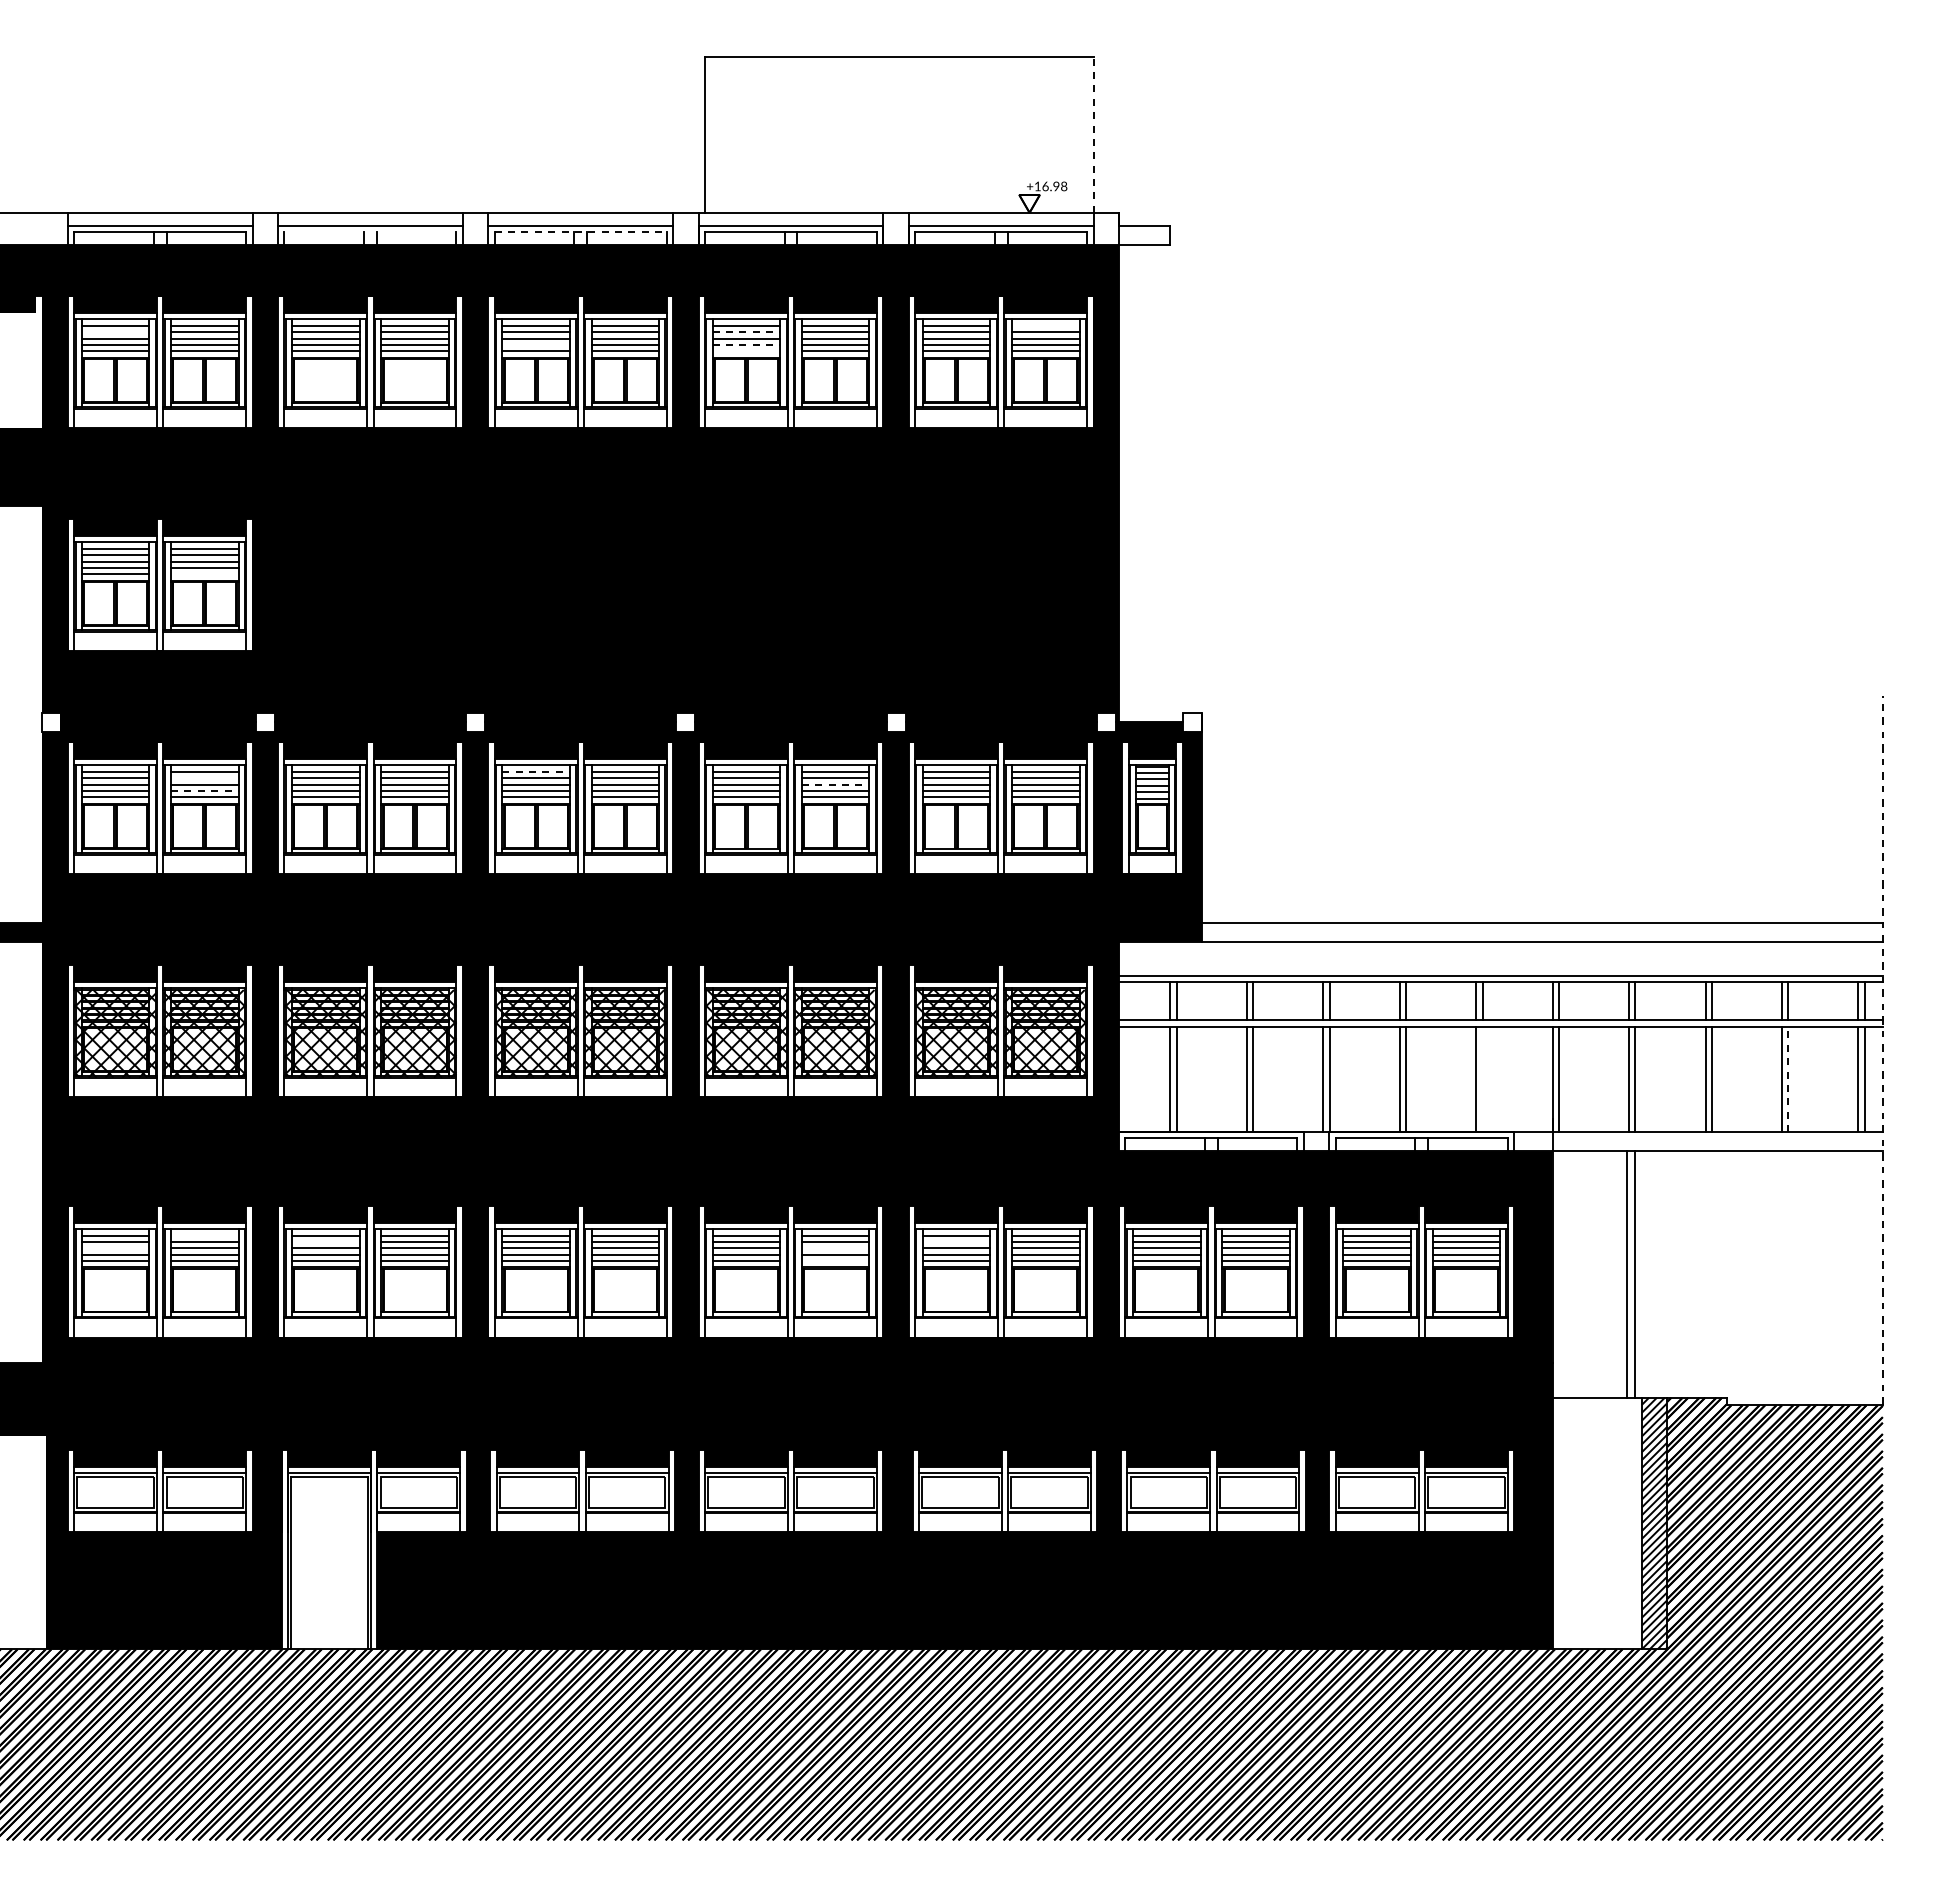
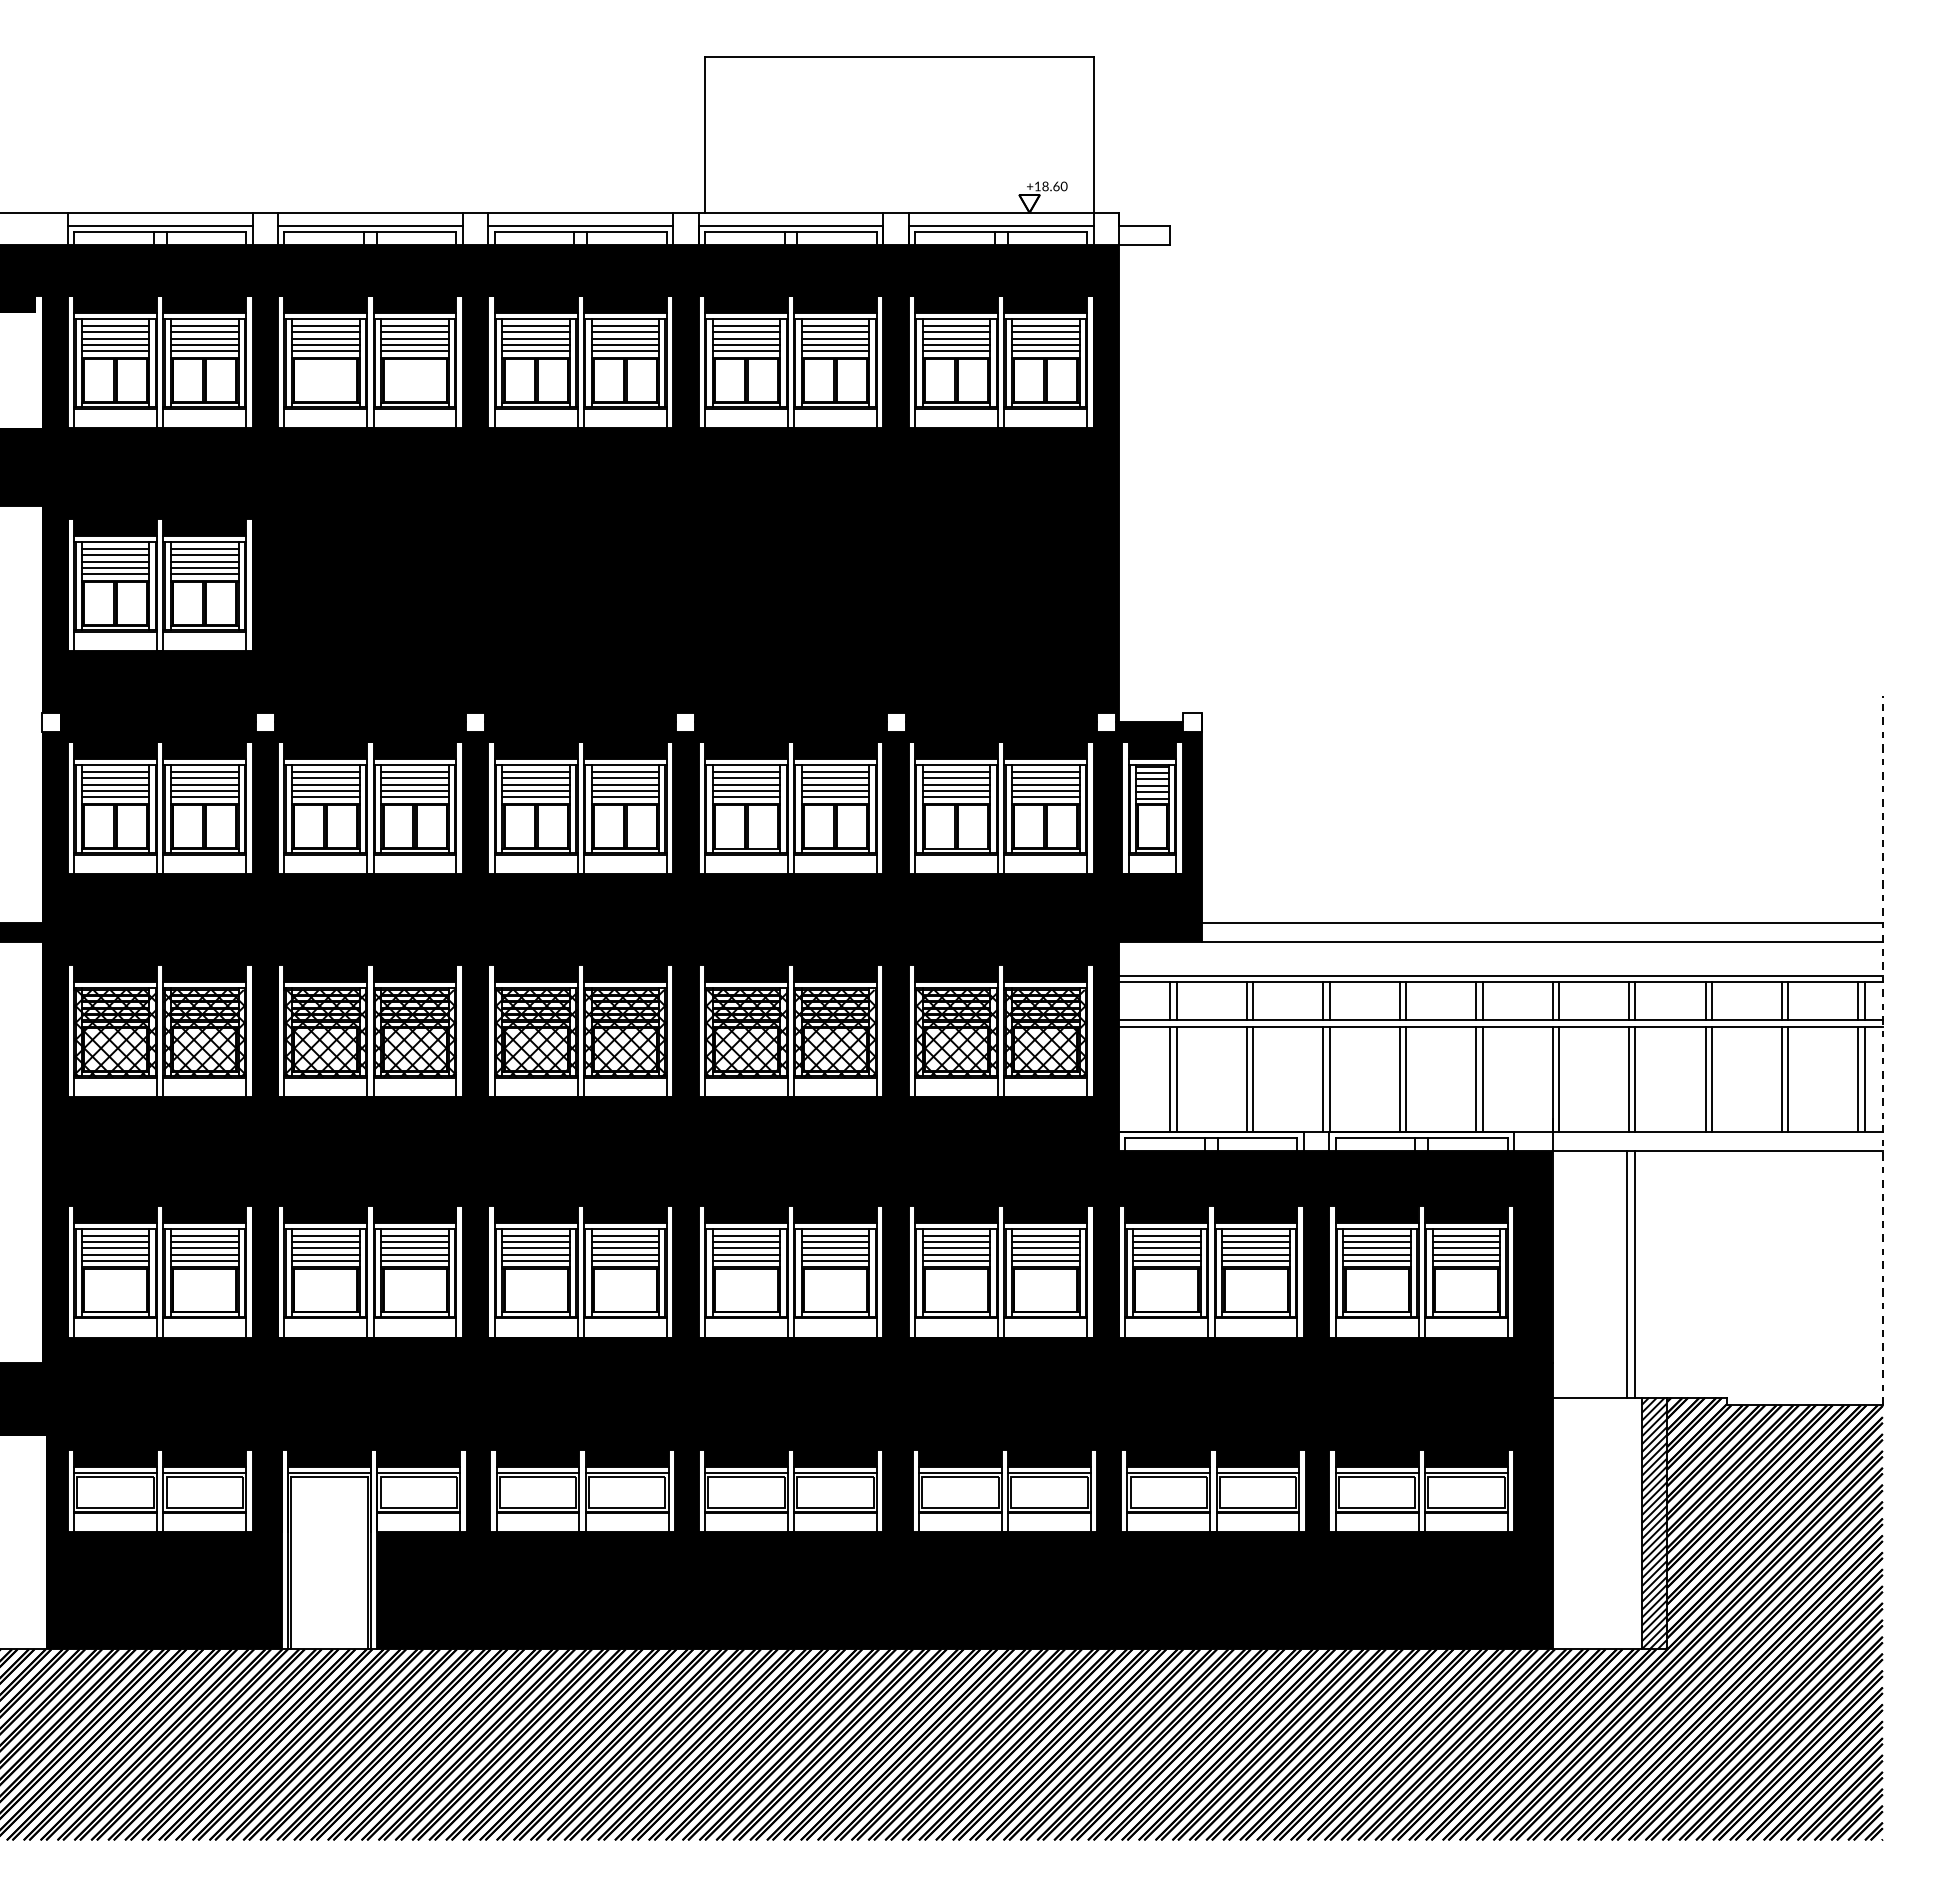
line: dashed -> solid (1093, 134)
text: +16.98 -> +18.60 (1054, 186)
line: none -> present (370, 231)
line: dashed -> solid (581, 231)
line: none -> present (1045, 325)
line: none -> present (115, 332)
line: dashed -> solid (746, 332)
line: none -> present (535, 344)
line: dashed -> solid (746, 344)
line: none -> present (746, 351)
line: none -> present (204, 574)
line: dashed -> solid (536, 771)
line: none -> present (204, 778)
line: dashed -> solid (835, 784)
line: dashed -> solid (204, 790)
line: none -> present (1482, 1079)
line: dashed -> solid (1788, 1079)
line: none -> present (204, 1235)
line: none -> present (325, 1241)
line: none -> present (956, 1241)
line: none -> present (115, 1248)
line: none -> present (835, 1248)
line: none -> present (835, 1261)
